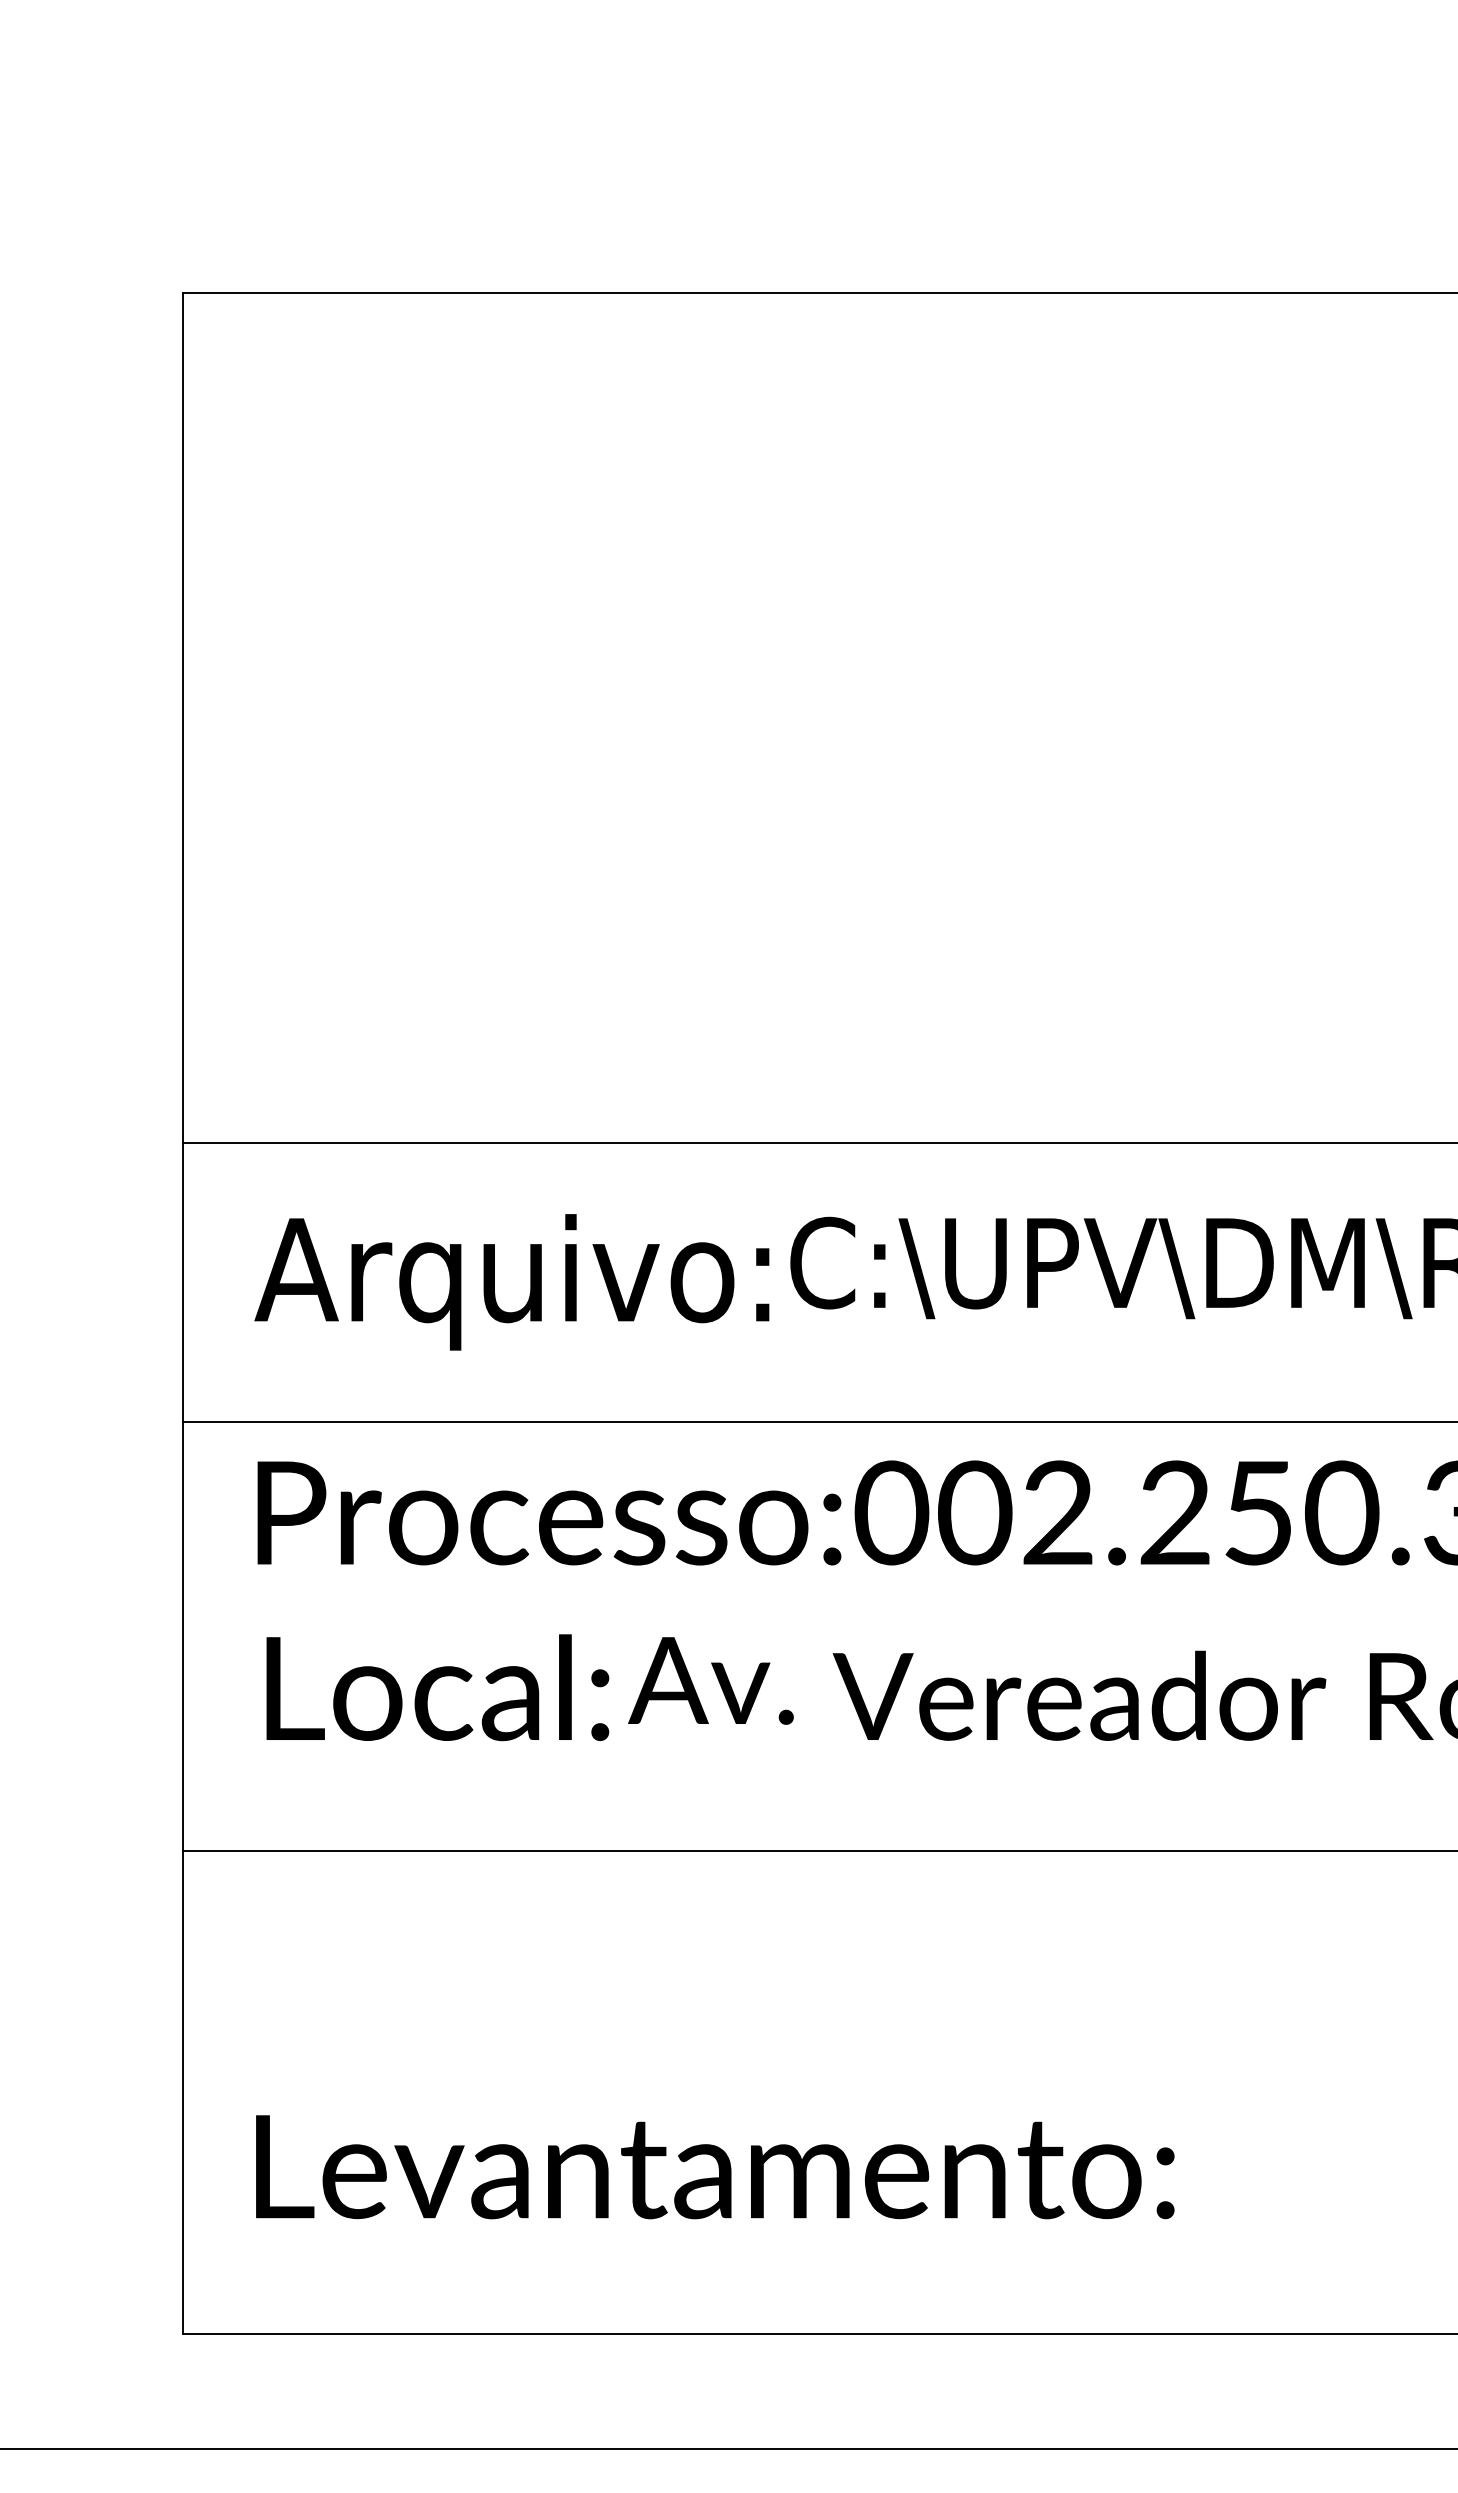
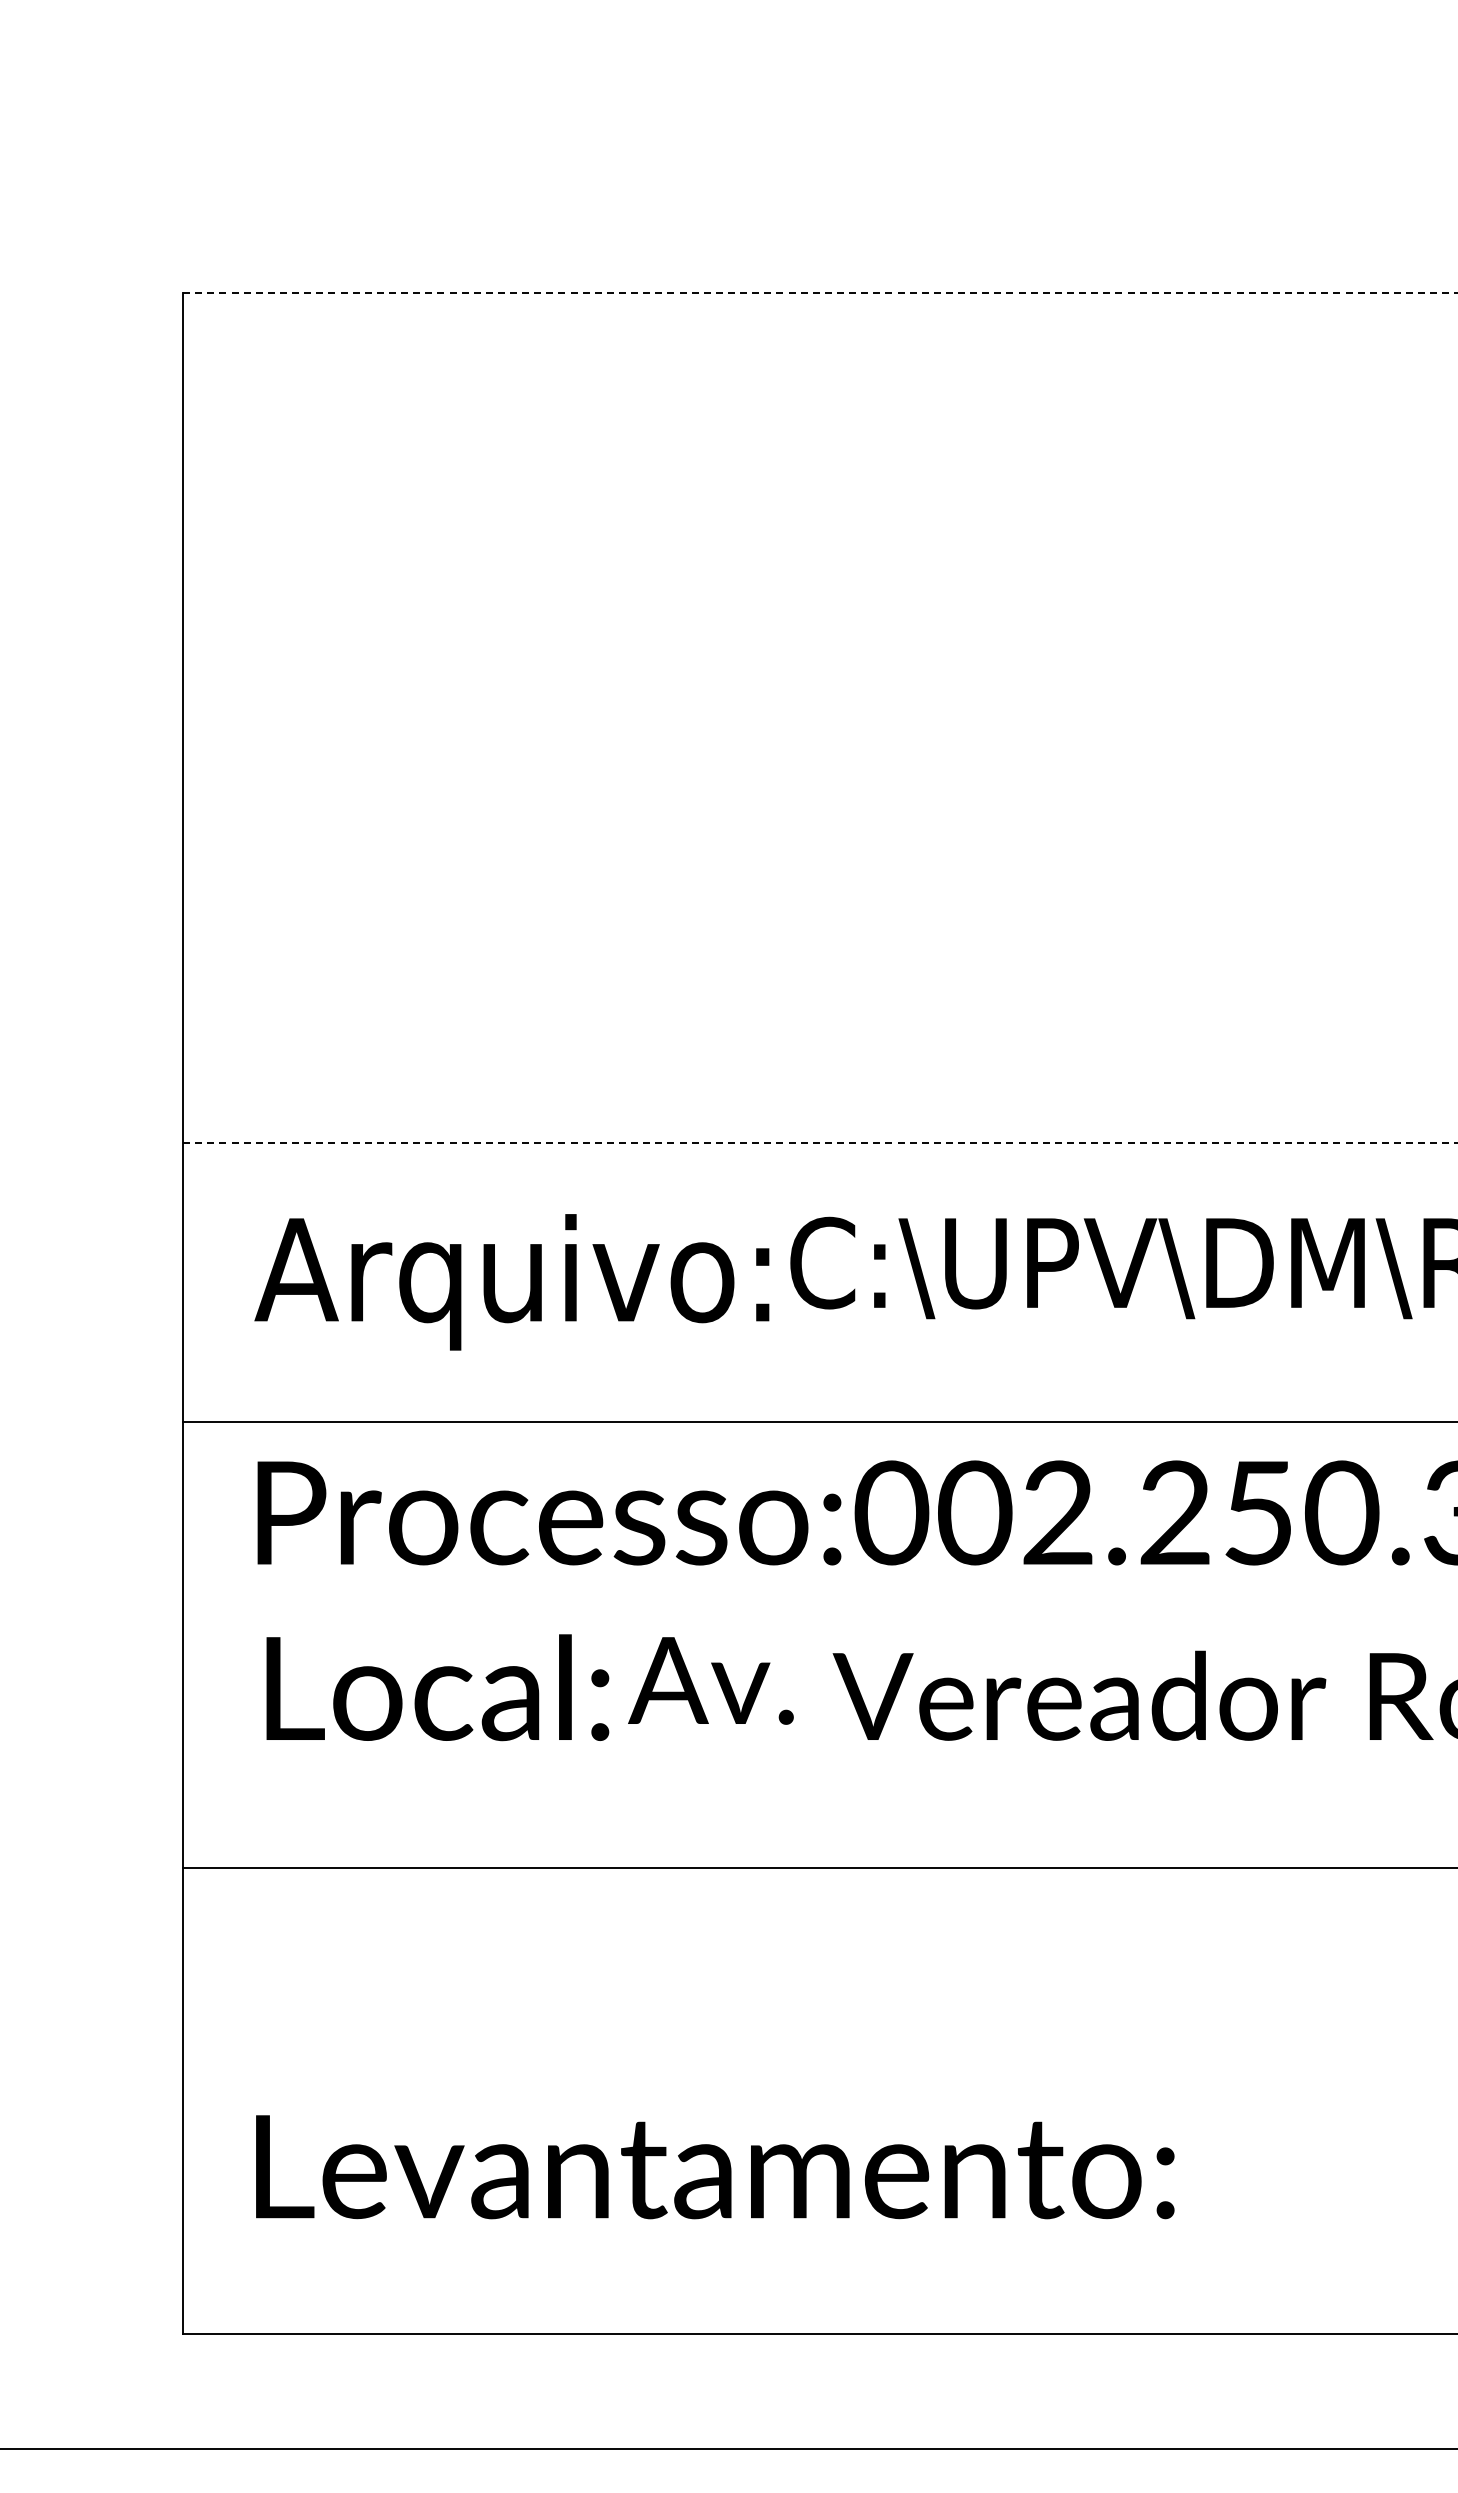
line: solid -> dashed (820, 293)
line: solid -> dashed (820, 1142)
line position: (818, 1850) -> (818, 1867) (818, 1867)
